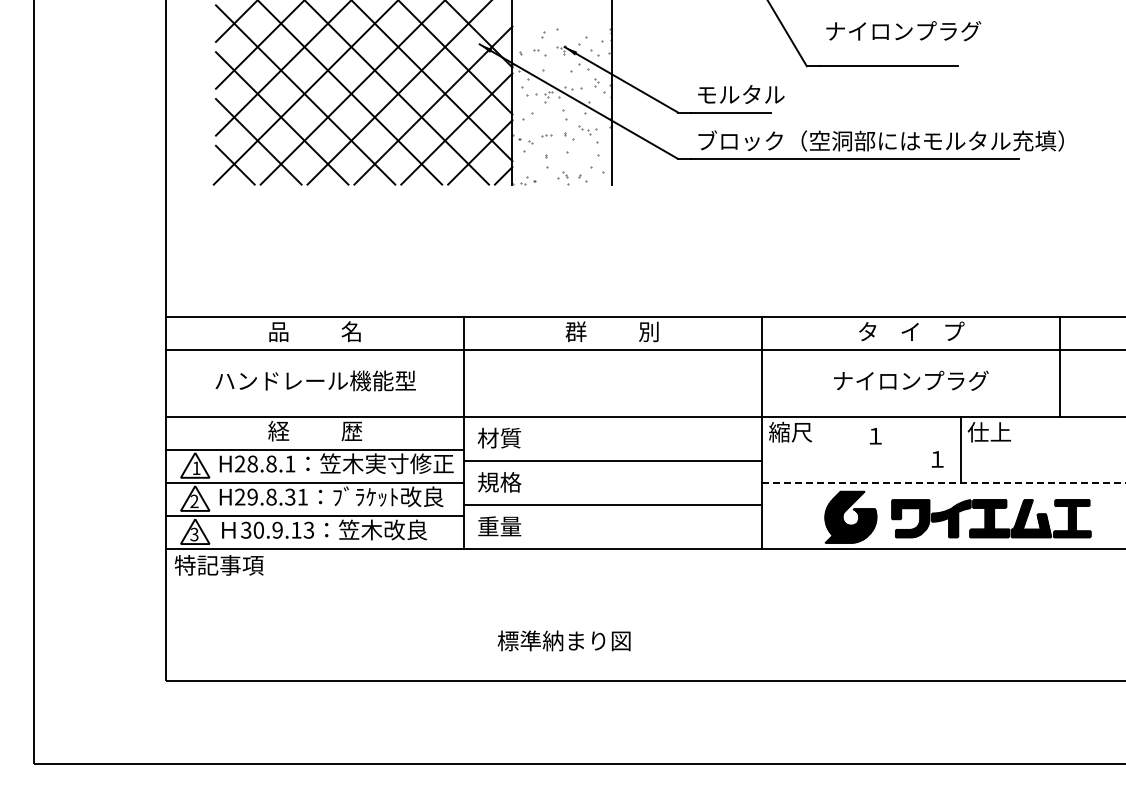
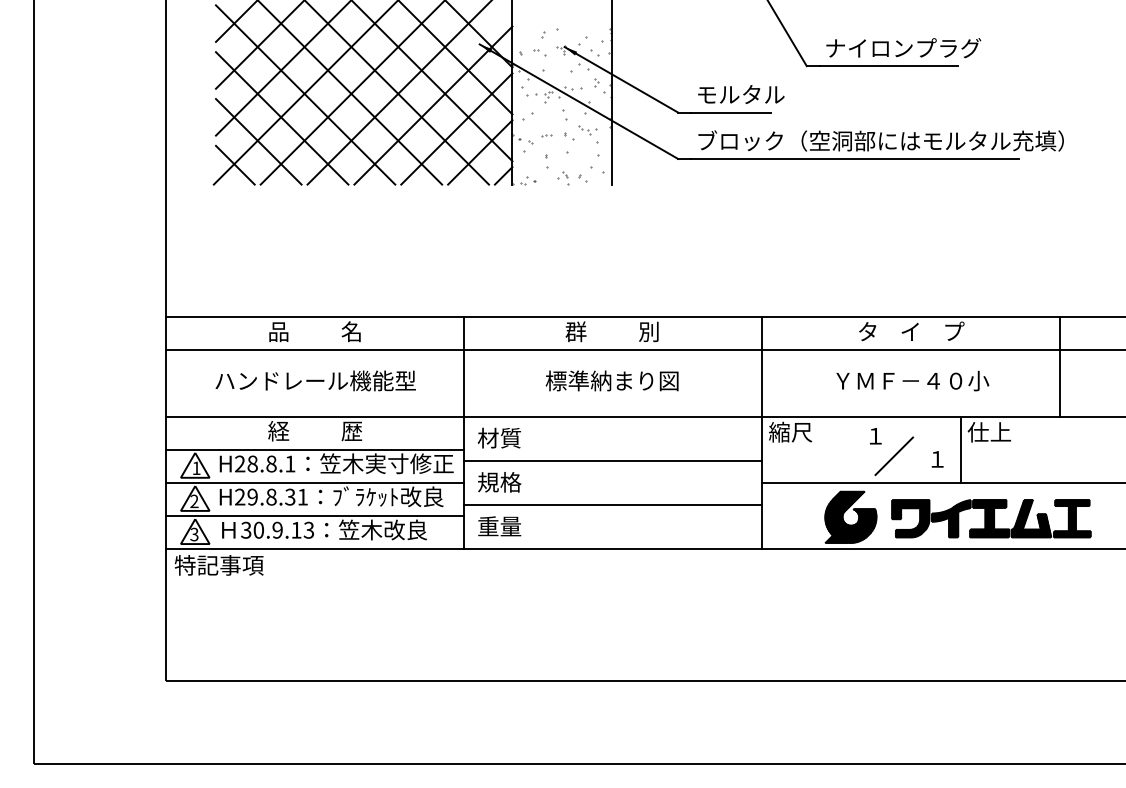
text position: (903, 31) -> (903, 48) (903, 48)
text: ナイロンプラグ -> ＹＭＦ－４０小 (911, 380)
line: none -> present (894, 456)
line: dashed -> solid (943, 482)
text position: (563, 640) -> (611, 380) (611, 380)
